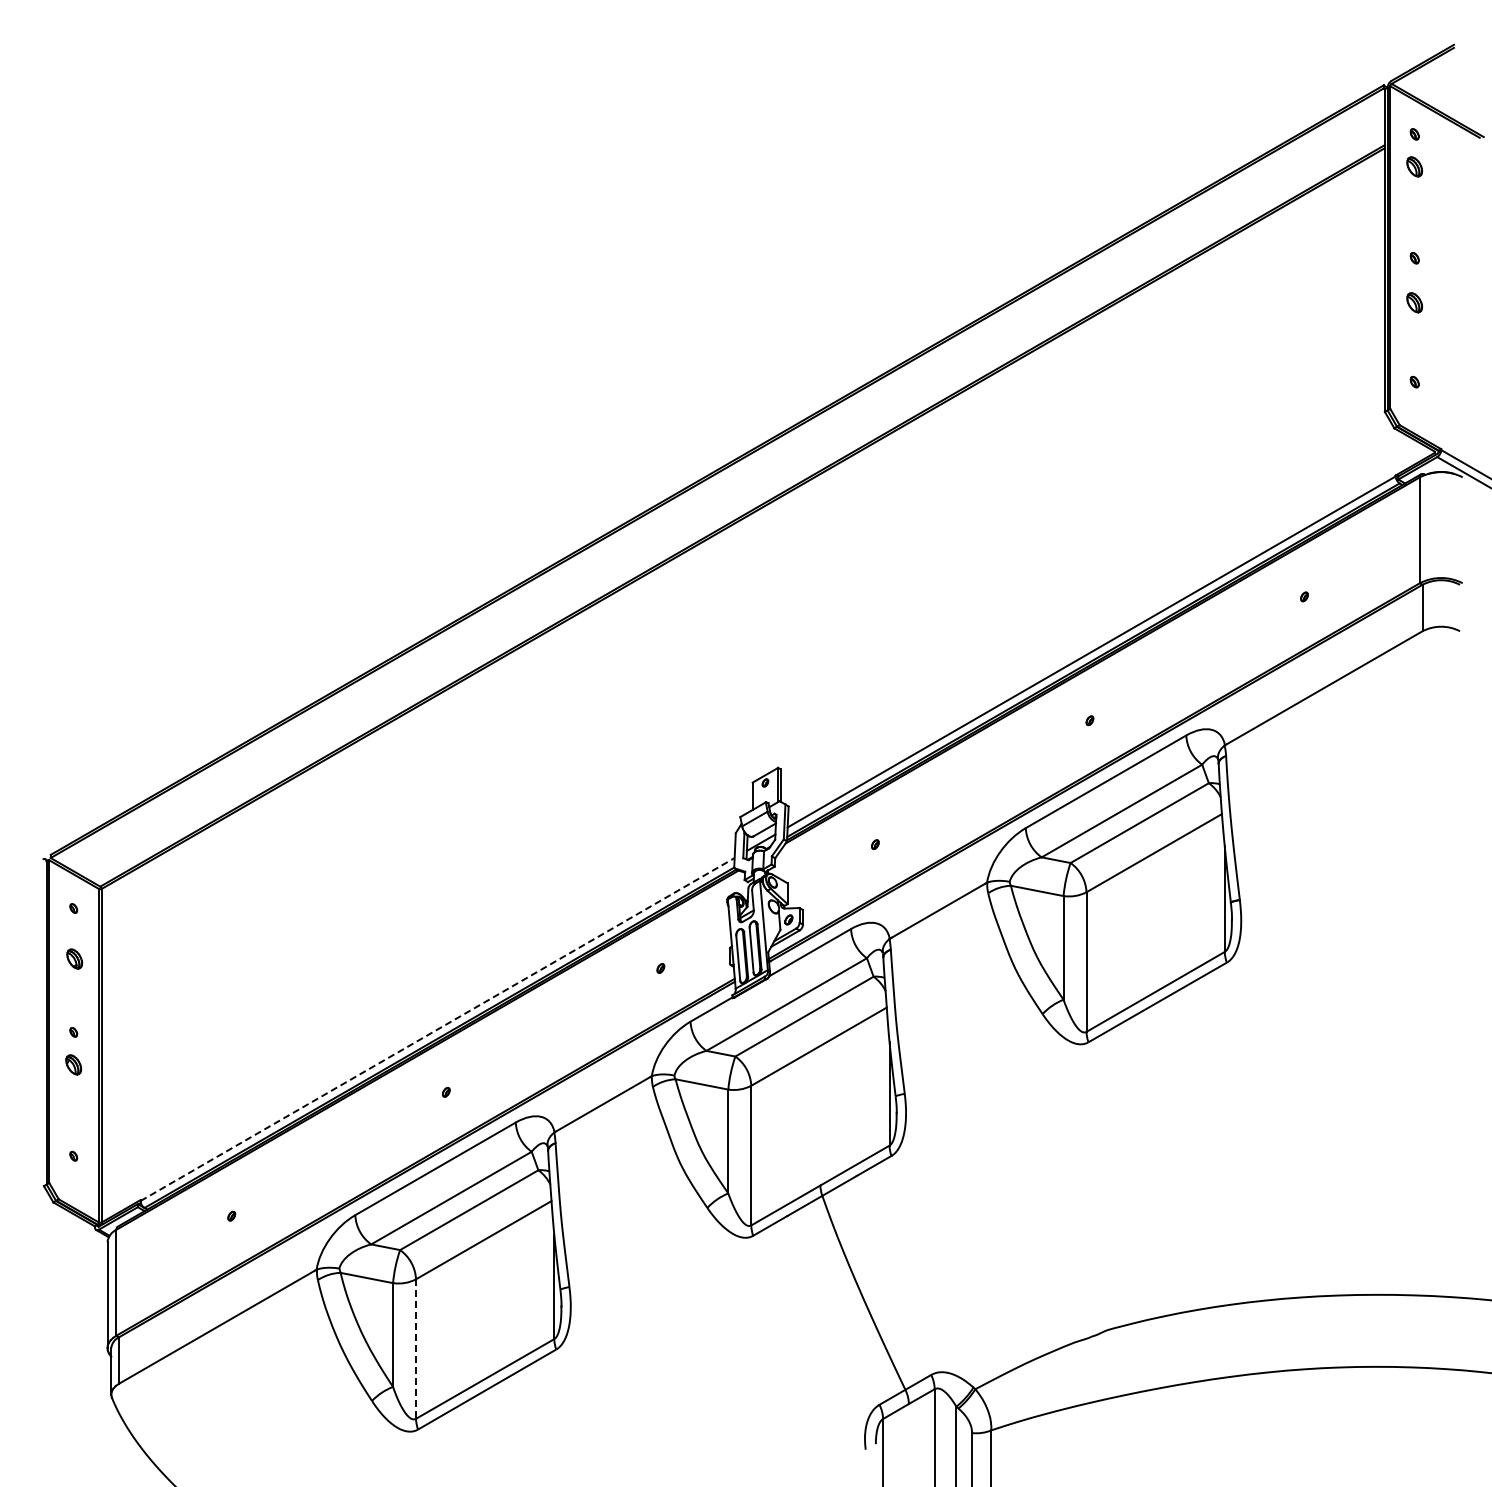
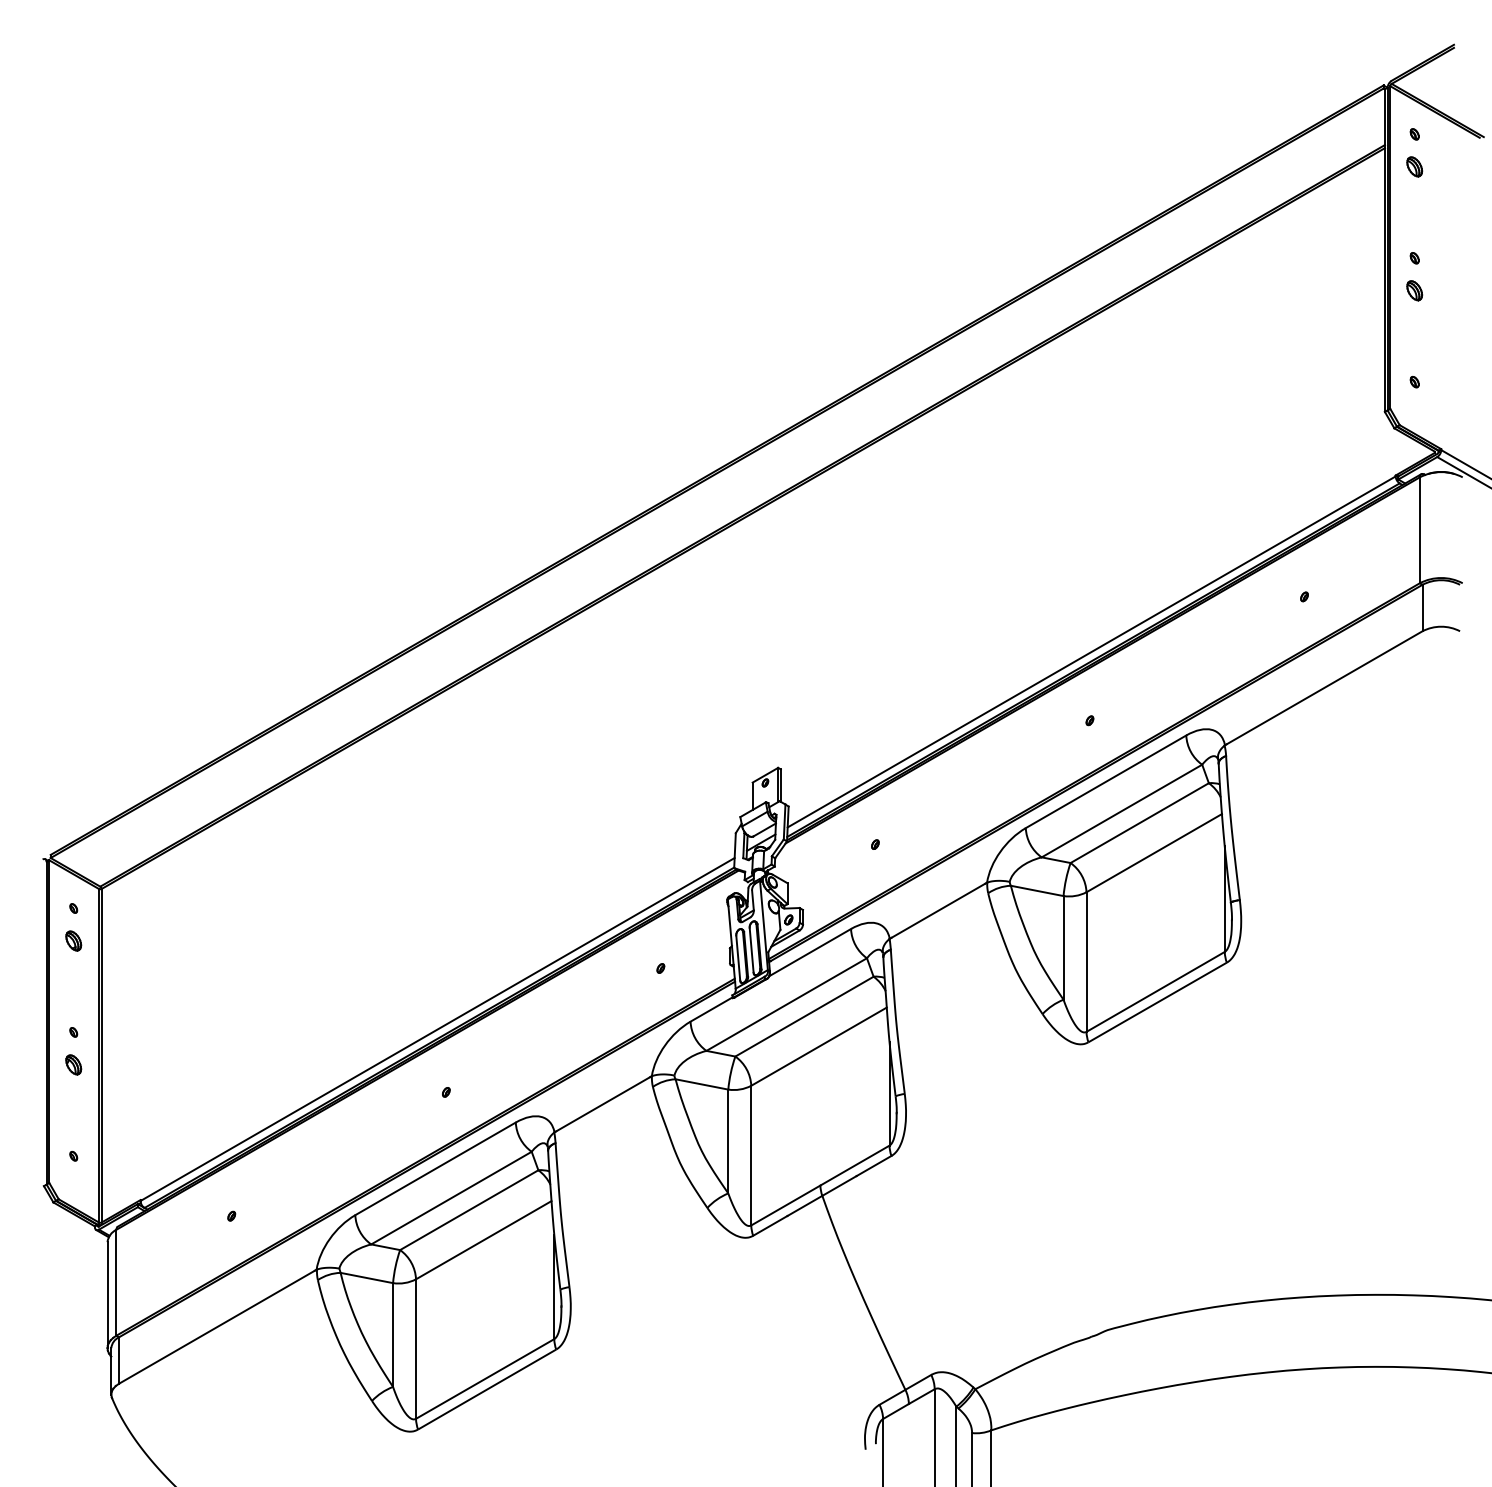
part position: (1414, 302) -> (1414, 290) (1414, 290)
part position: (74, 958) -> (73, 940) (73, 940)
line: dashed -> solid (438, 1029)
line: dashed -> solid (416, 1349)
